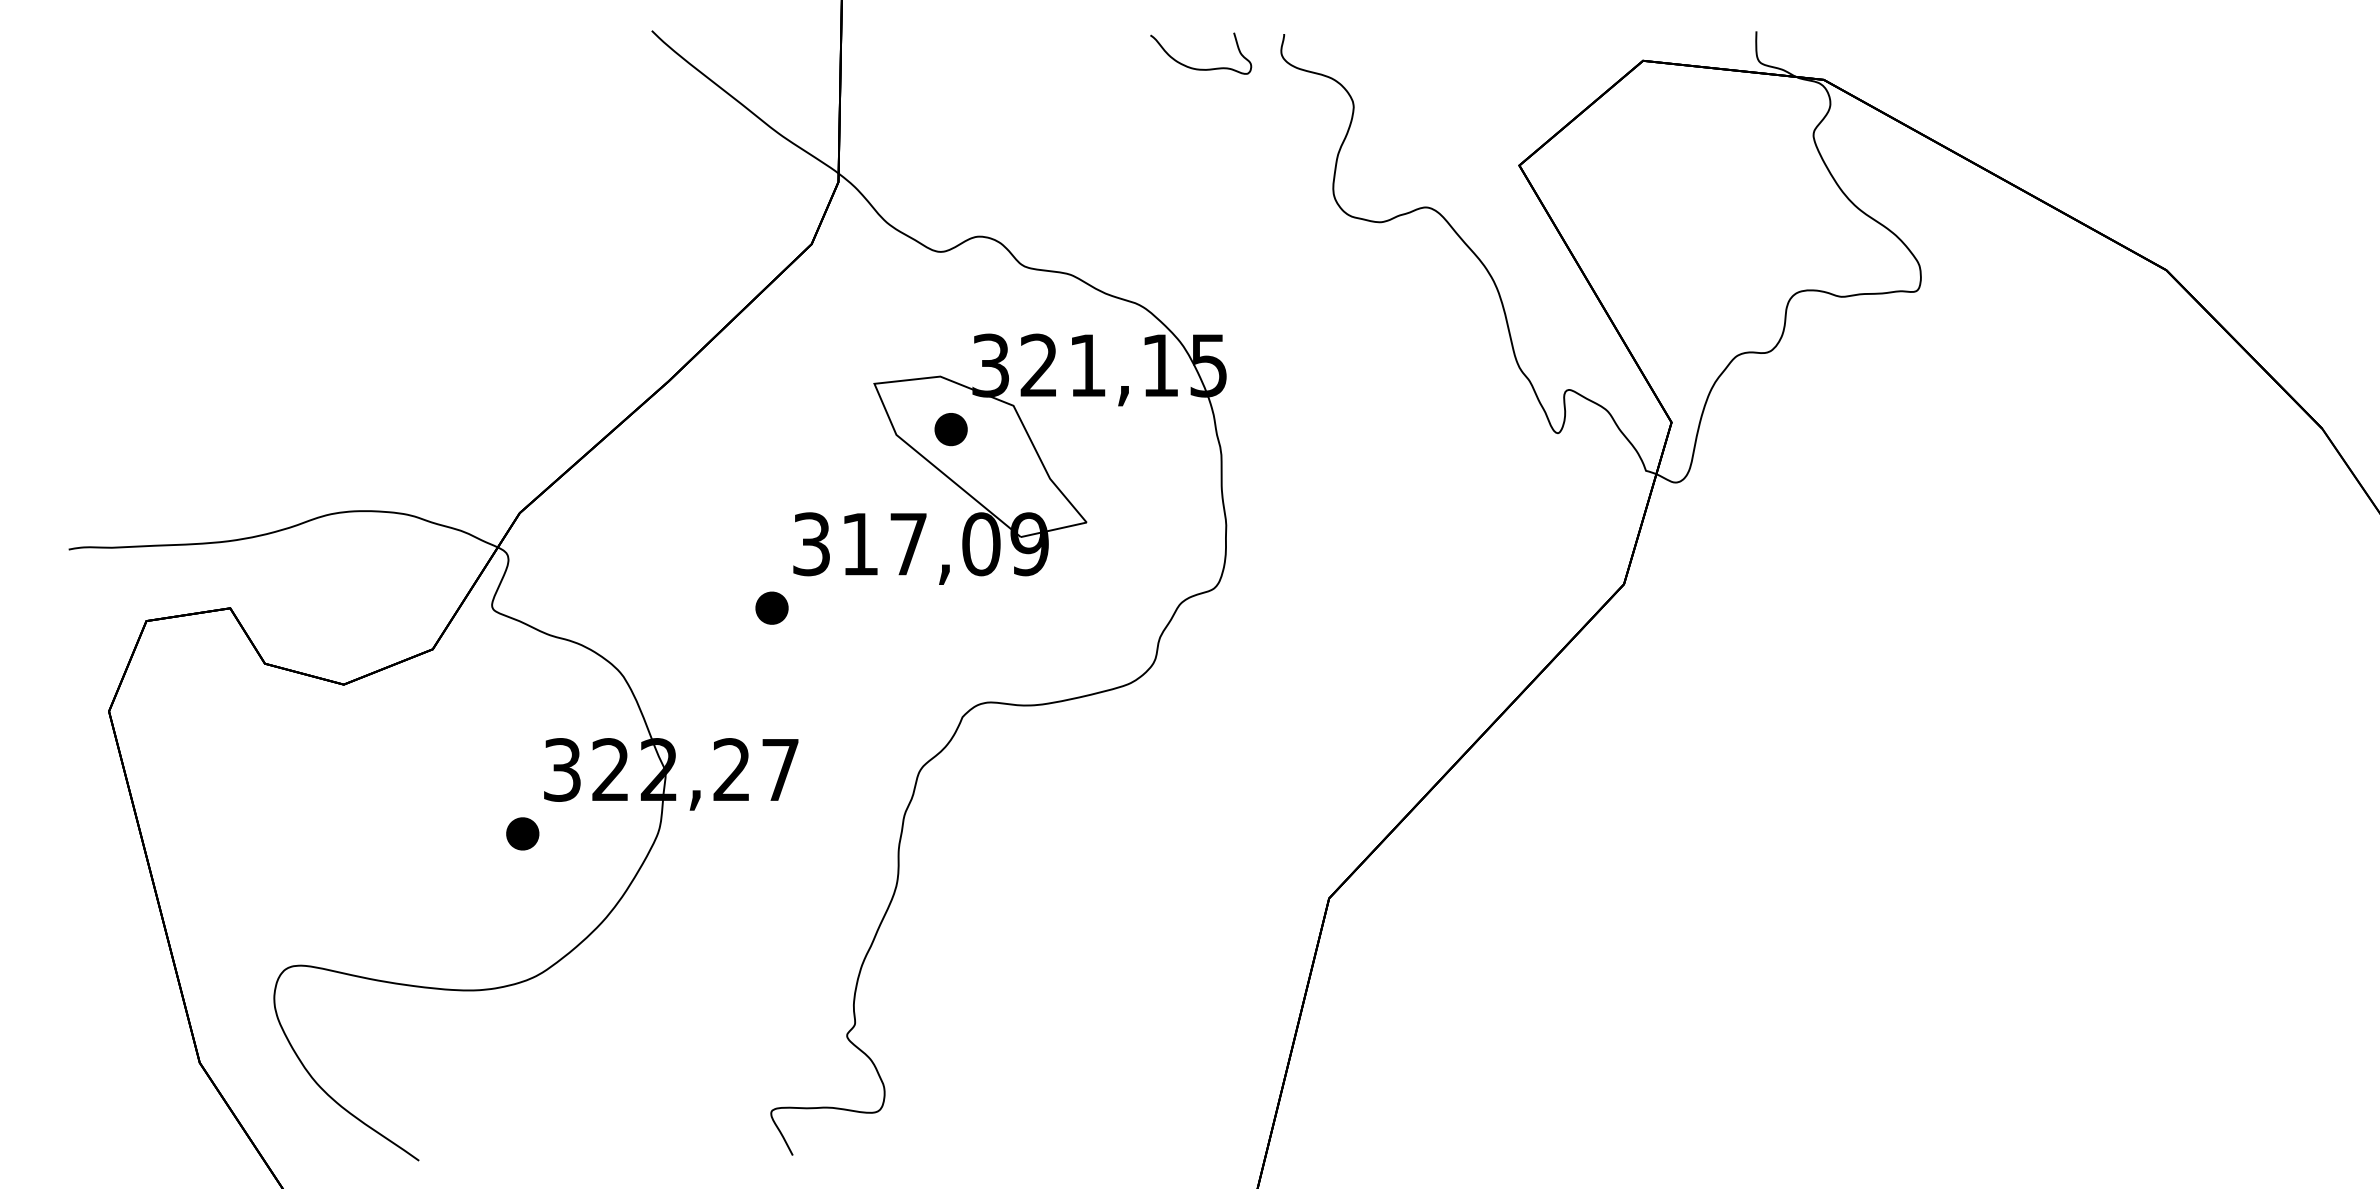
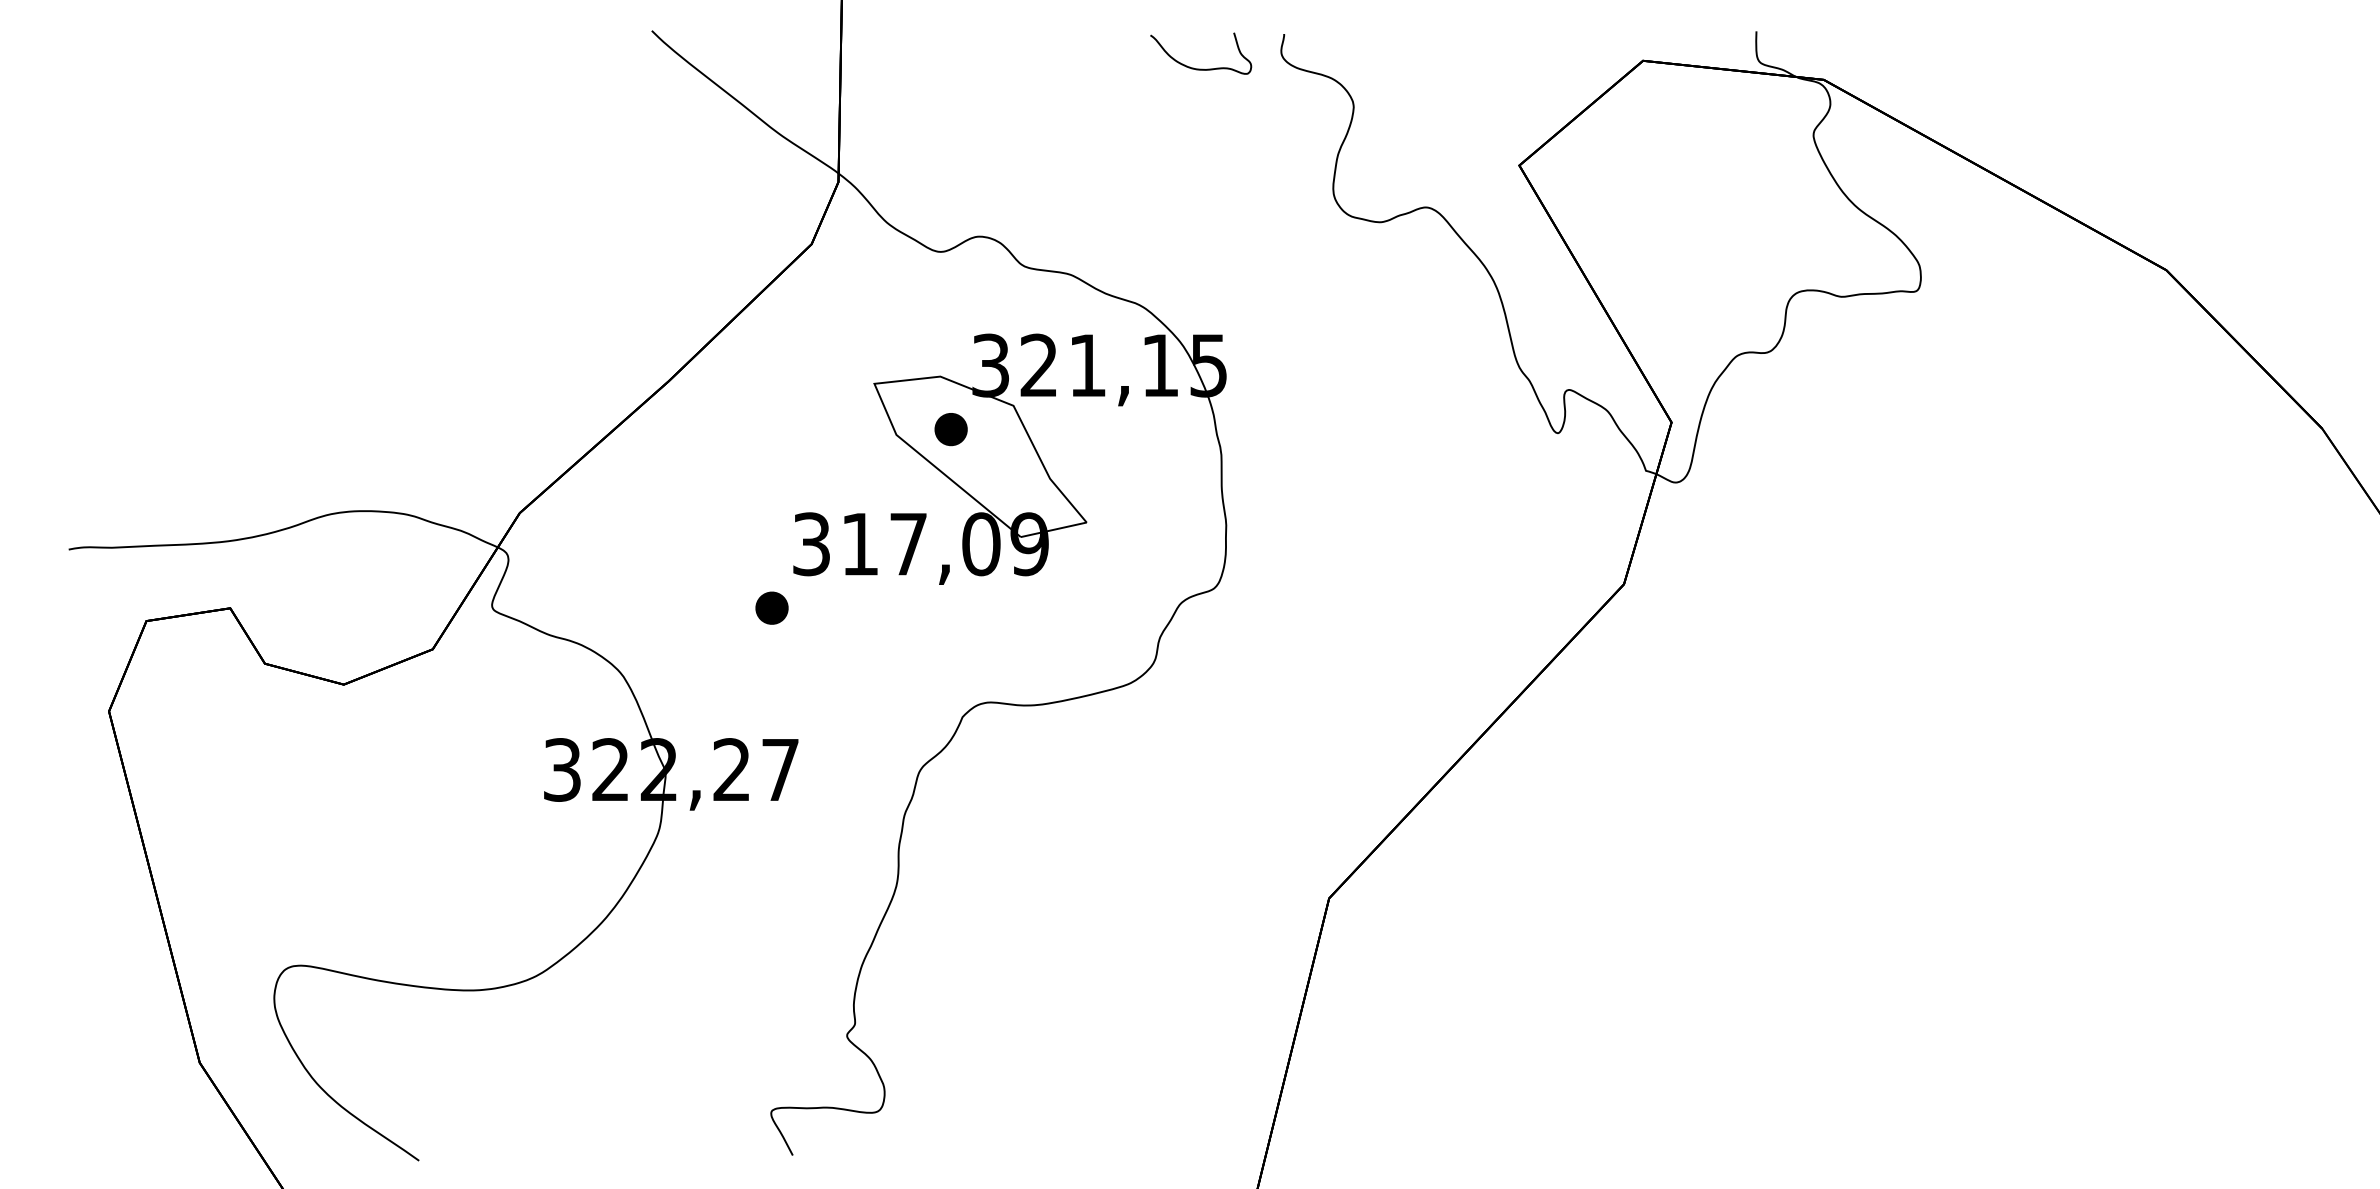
part: present -> none (522, 833)
